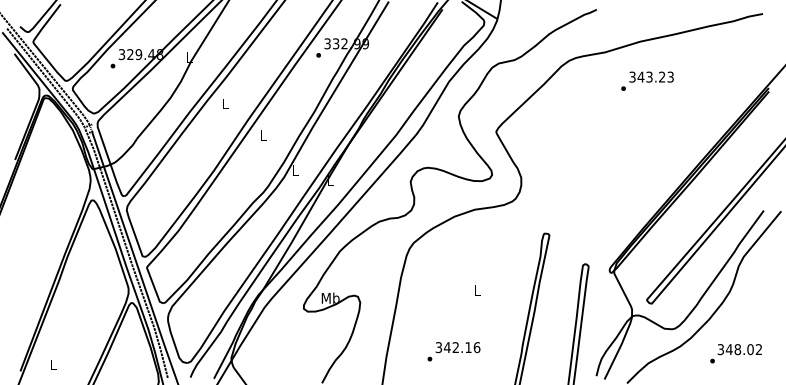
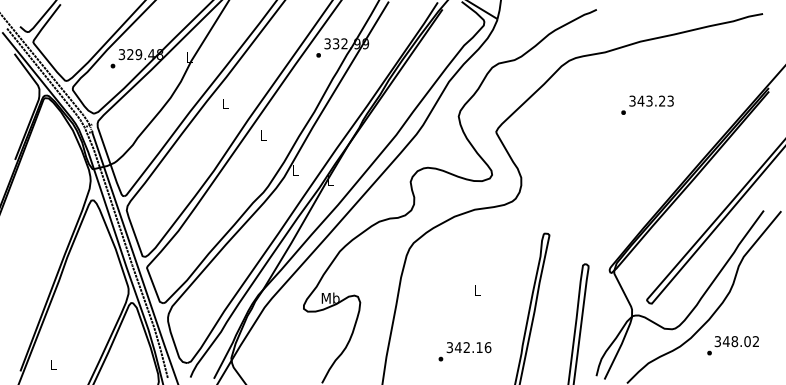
text position: (647, 80) -> (647, 104) (647, 104)
text position: (453, 351) -> (464, 351) (464, 351)
text position: (735, 353) -> (732, 345) (732, 345)
